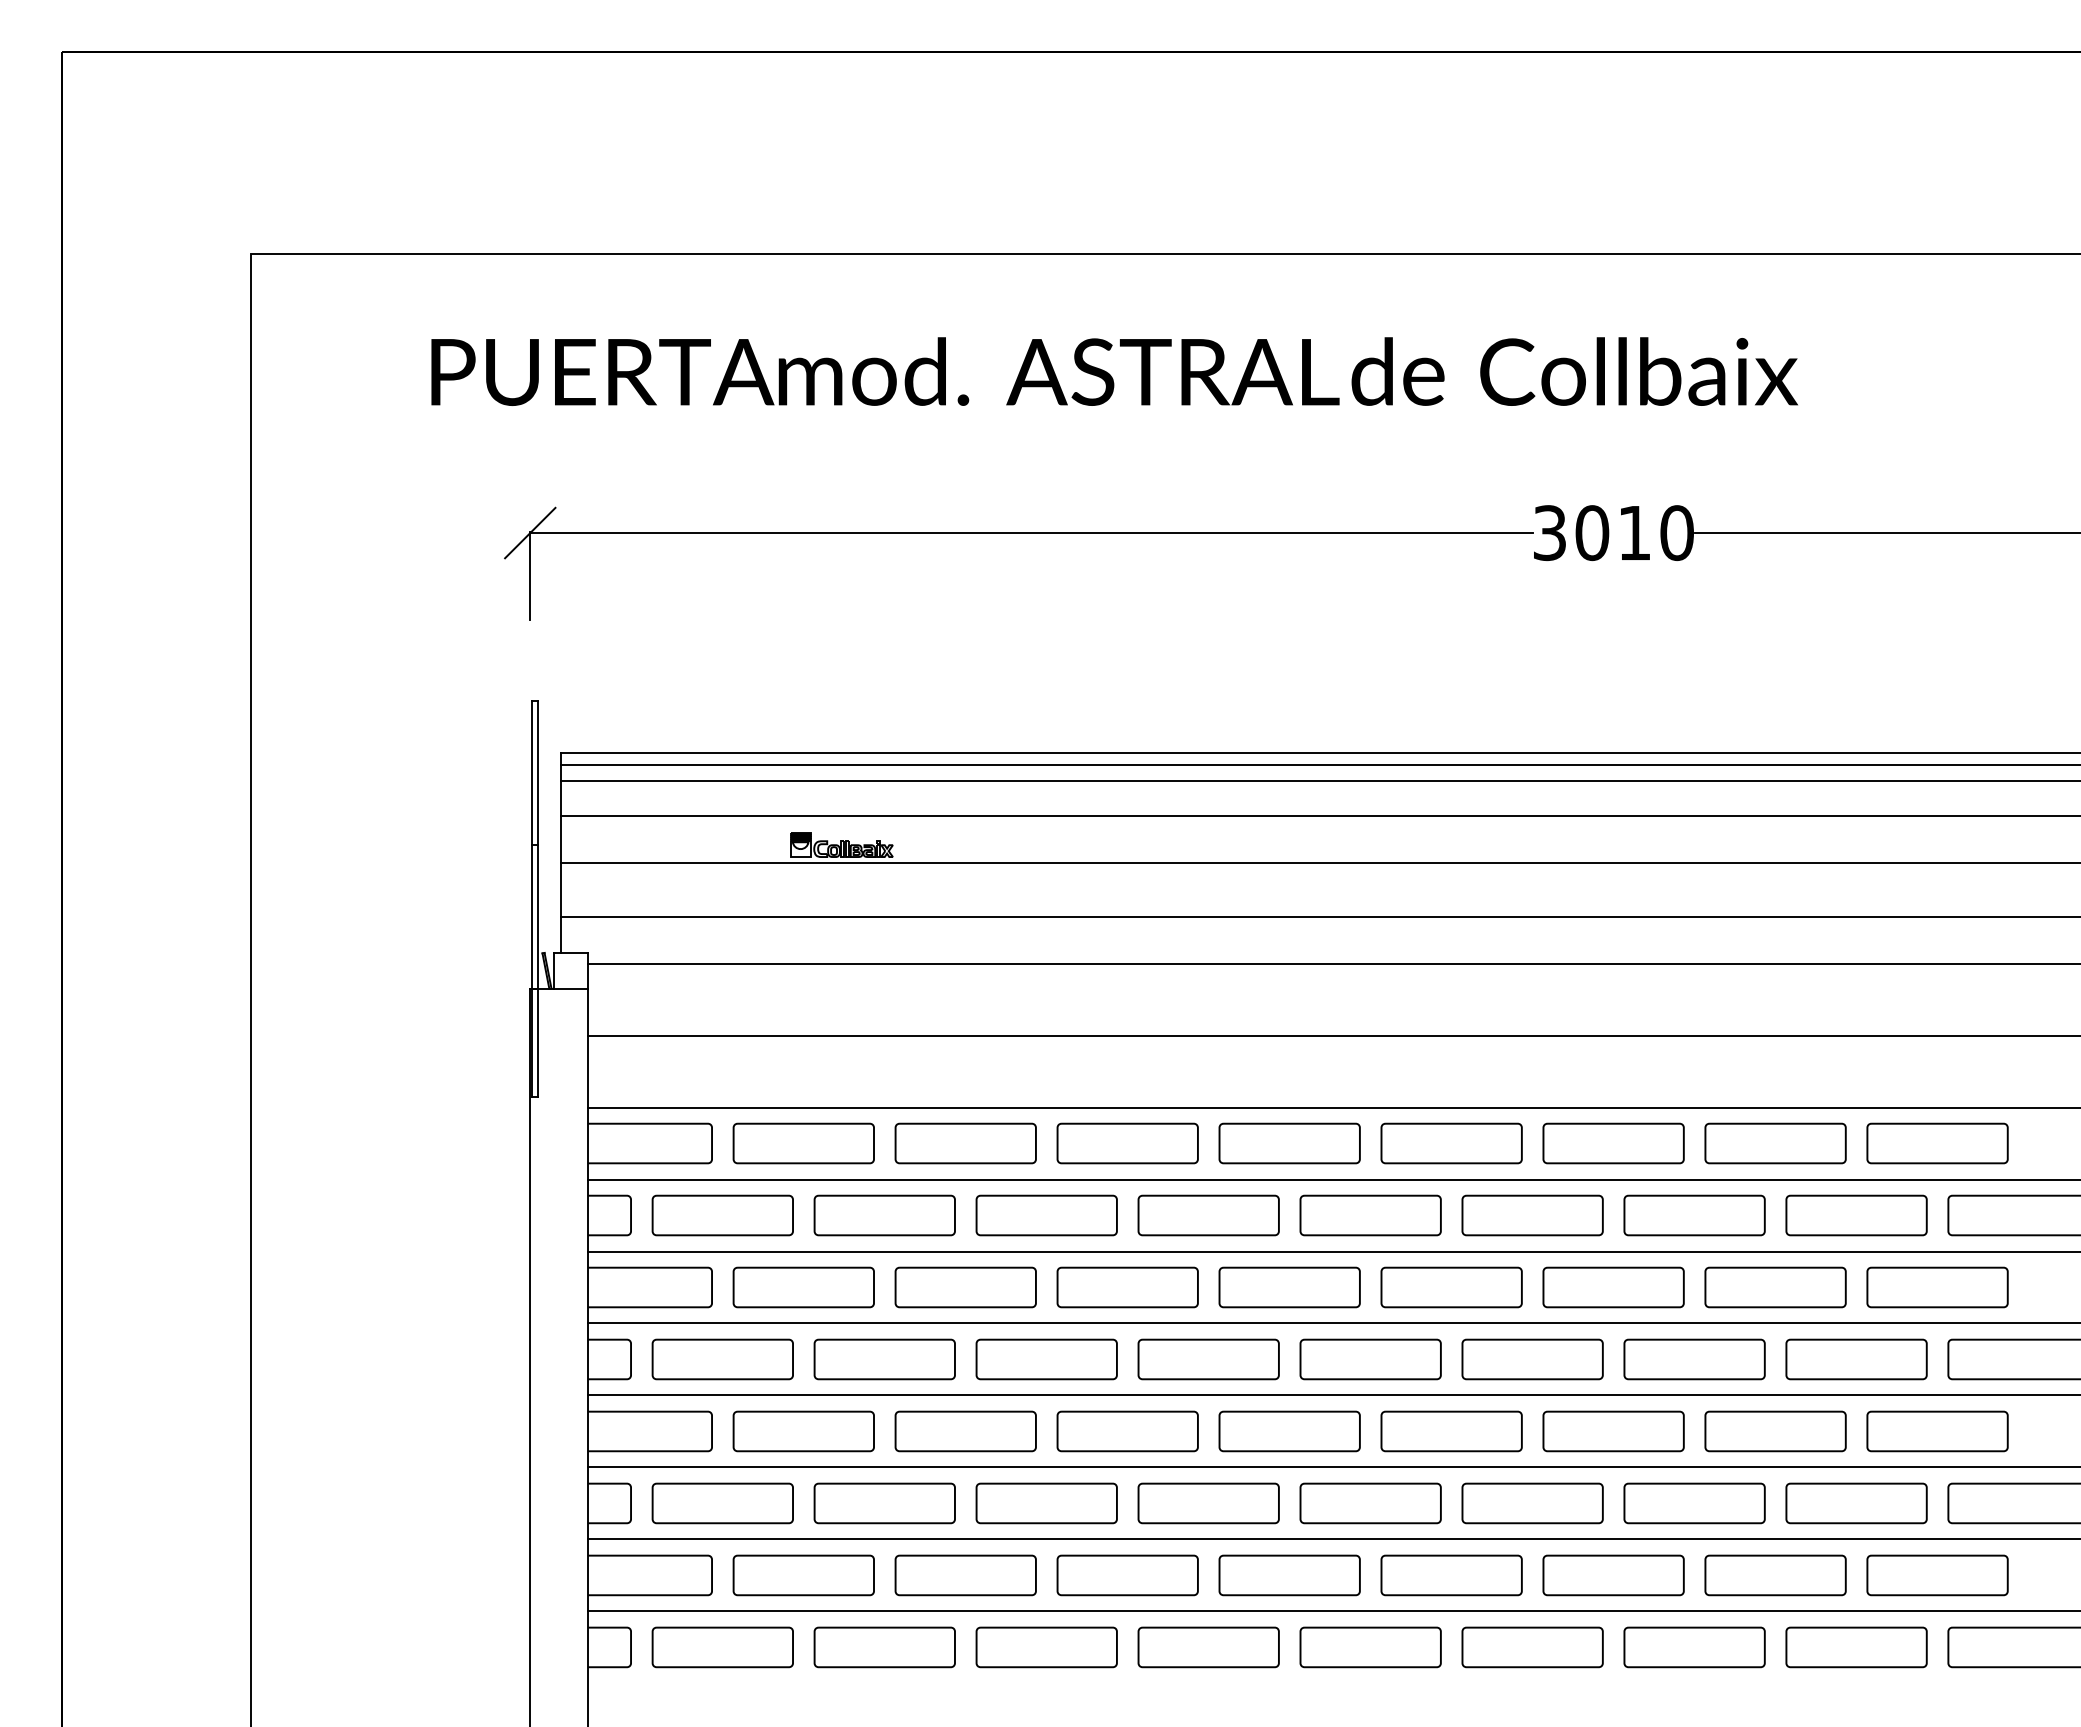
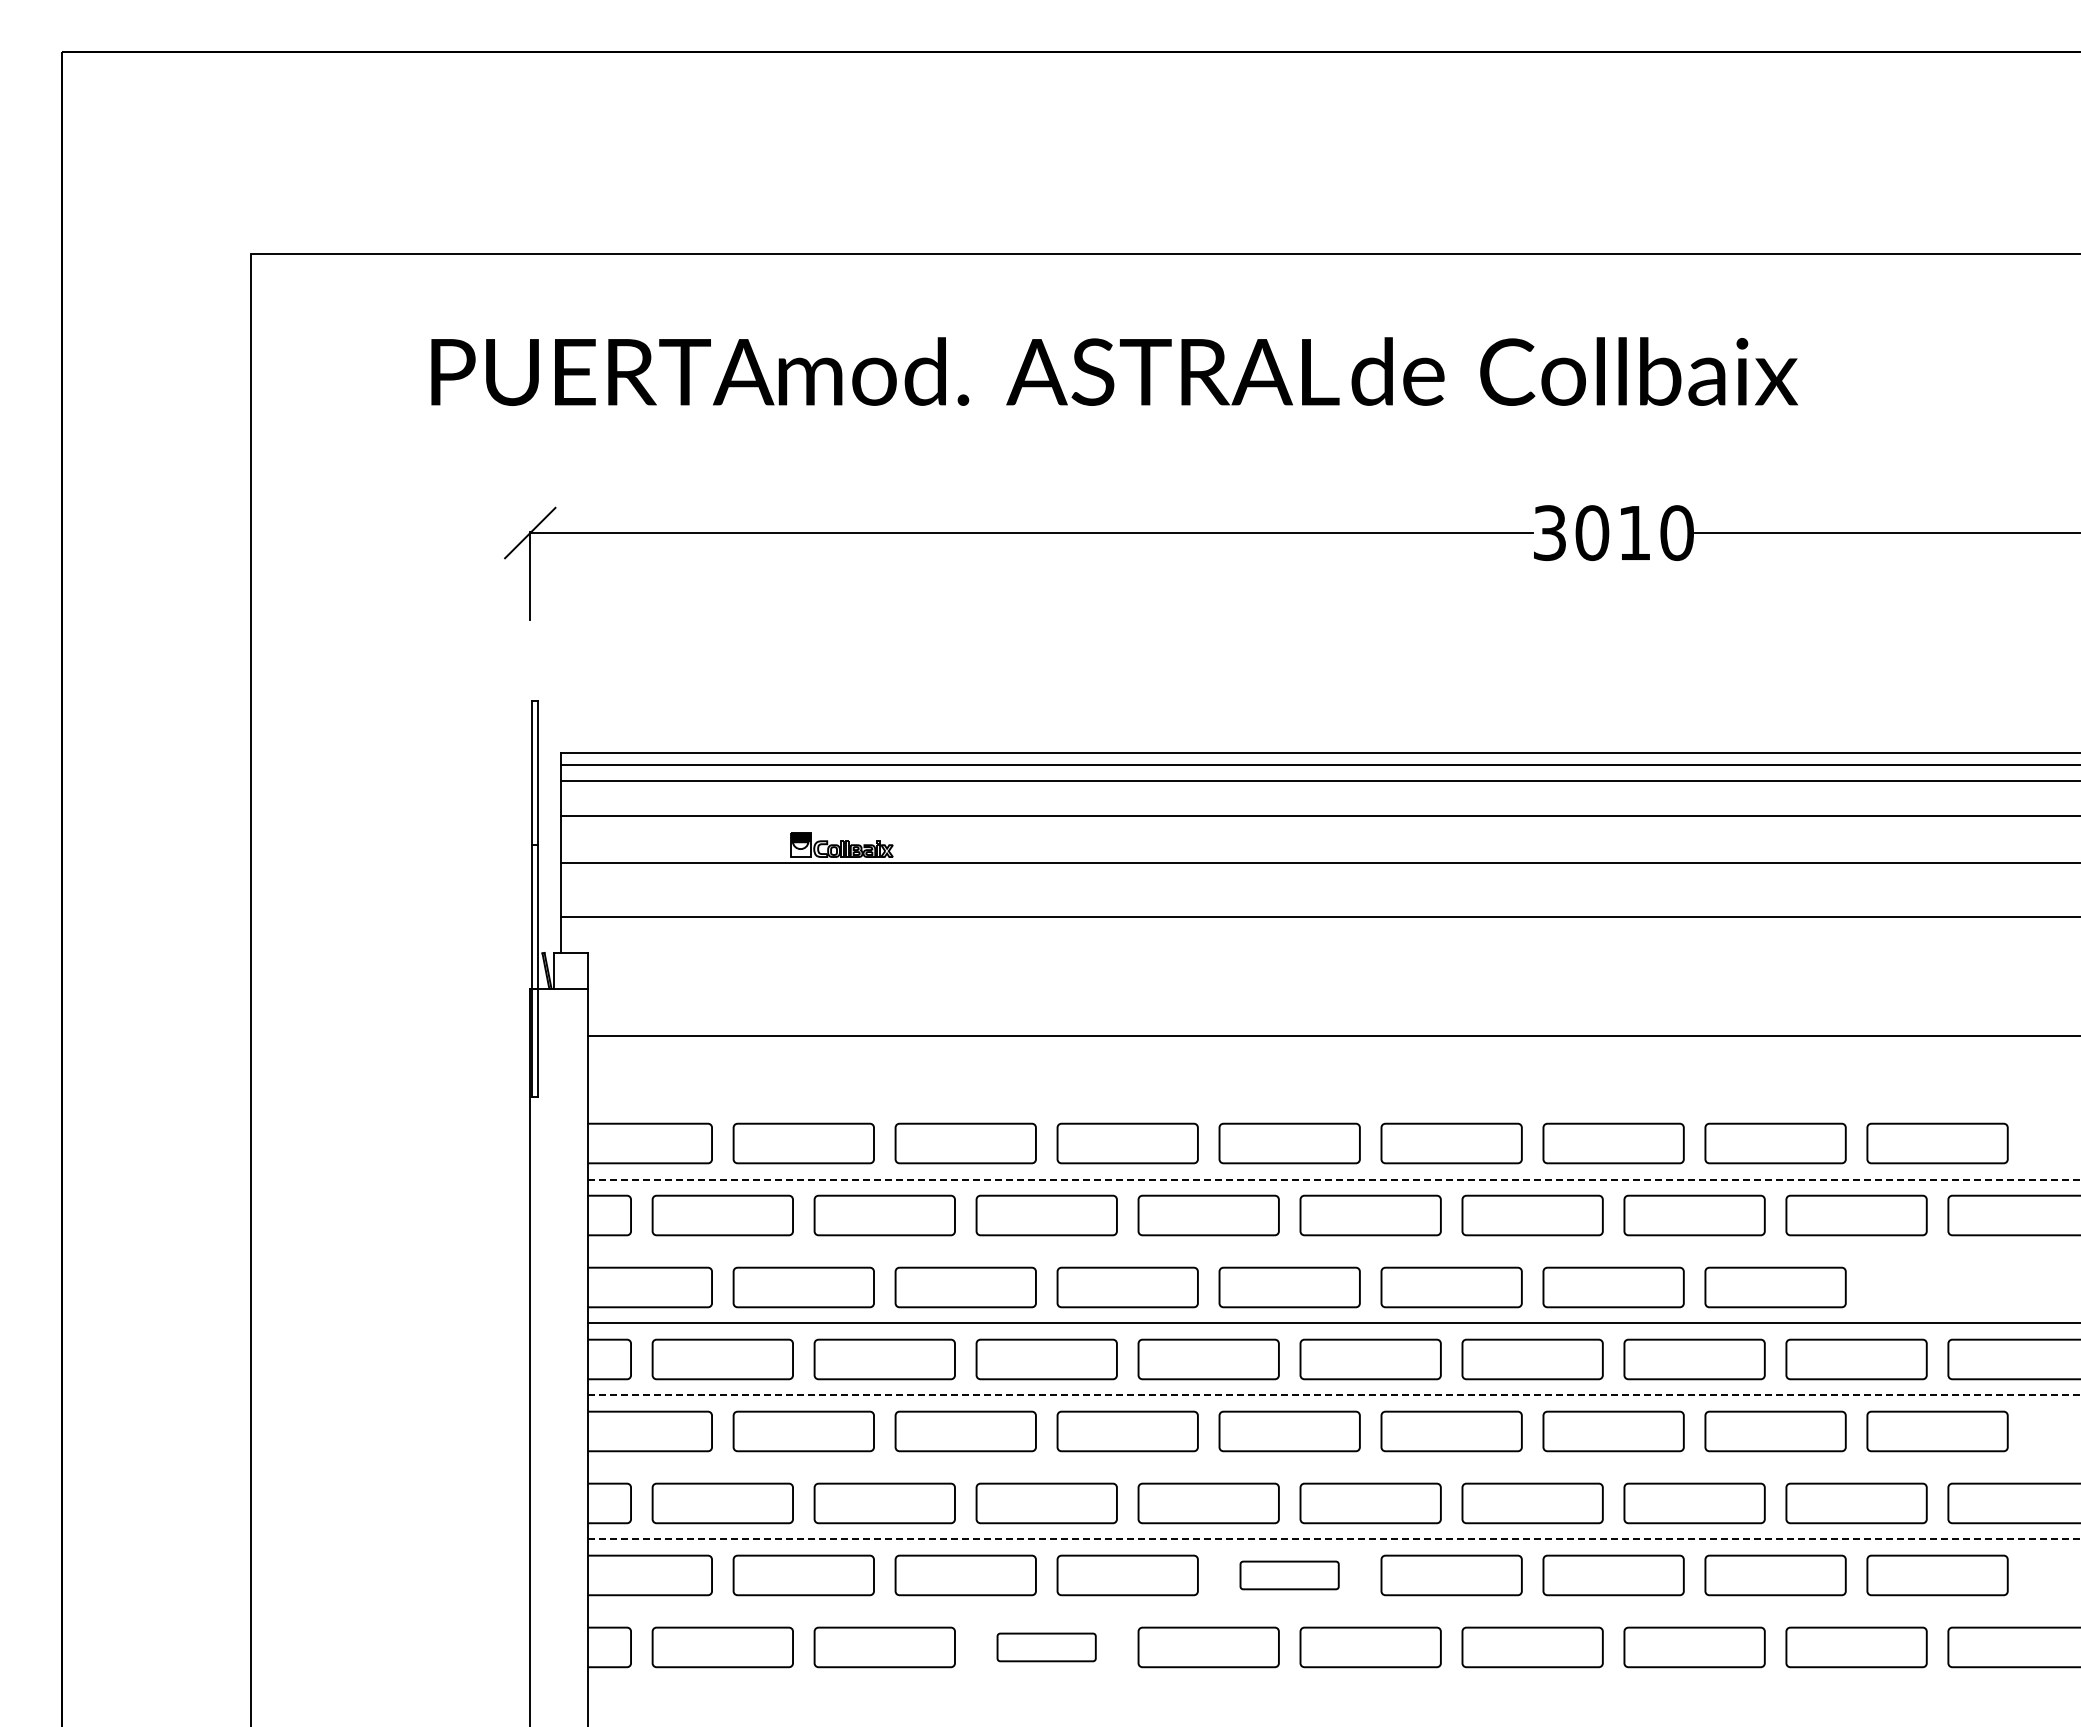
line: present -> none (1332, 963)
line: present -> none (1332, 1107)
line: solid -> dashed (1334, 1179)
line: present -> none (1332, 1251)
part: present -> none (1937, 1287)
line: solid -> dashed (1334, 1395)
line: present -> none (1332, 1467)
line: solid -> dashed (1334, 1539)
part size: 143x43 px -> 101x31 px (1289, 1575)
line: present -> none (1332, 1611)
part size: 143x43 px -> 101x31 px (1046, 1647)
